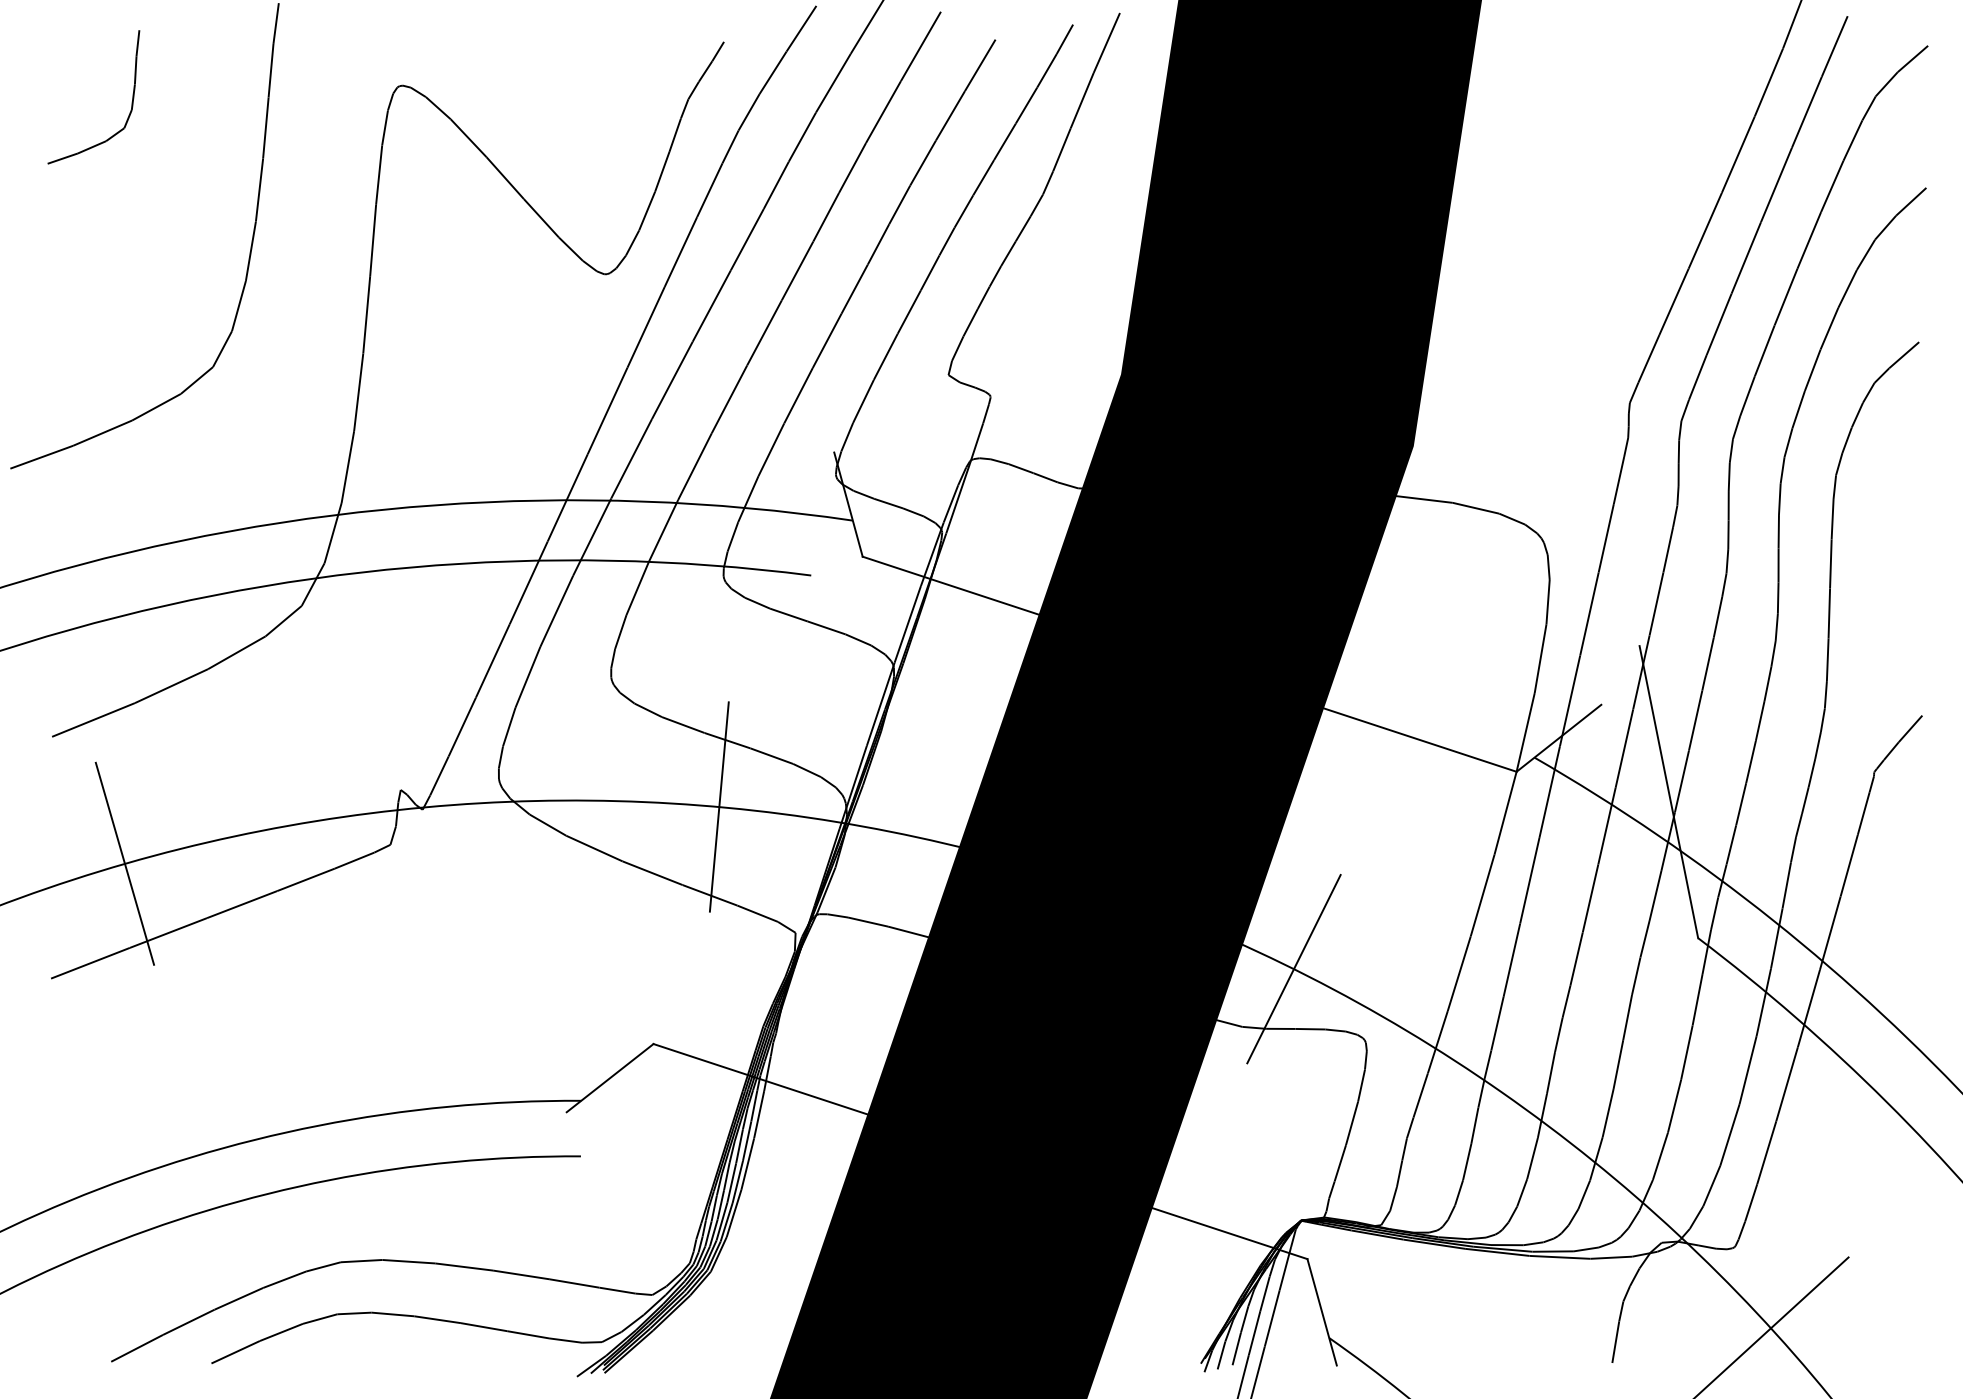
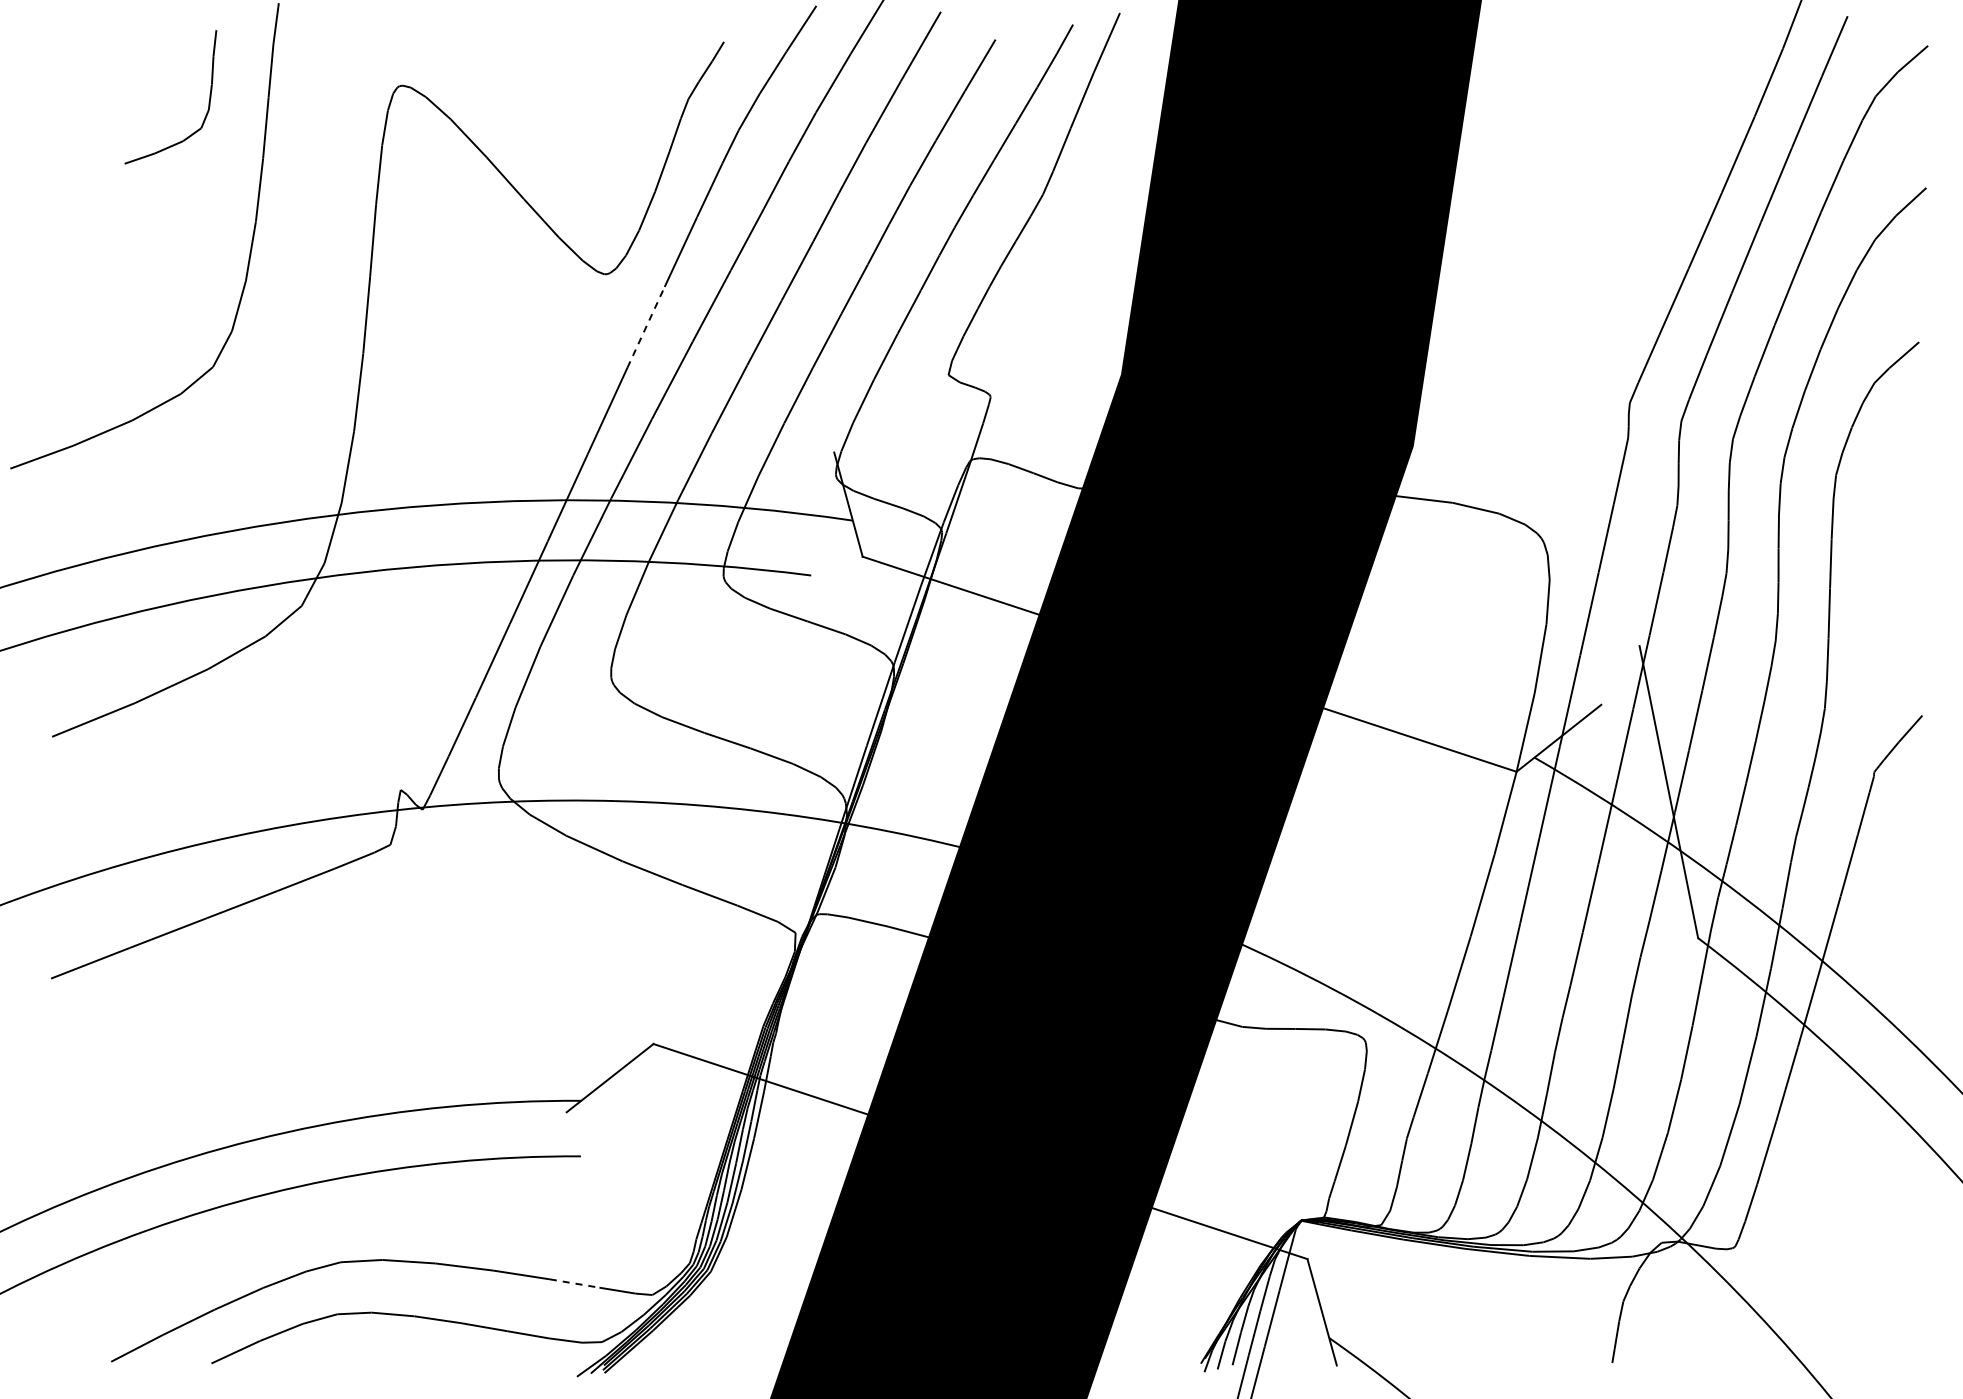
part position: (131, 102) -> (208, 102) (208, 102)
line: solid -> dashed (646, 326)
line: present -> none (718, 806)
line: present -> none (124, 863)
line: present -> none (1293, 969)
line: solid -> dashed (575, 1283)
line: present -> none (1772, 1326)
